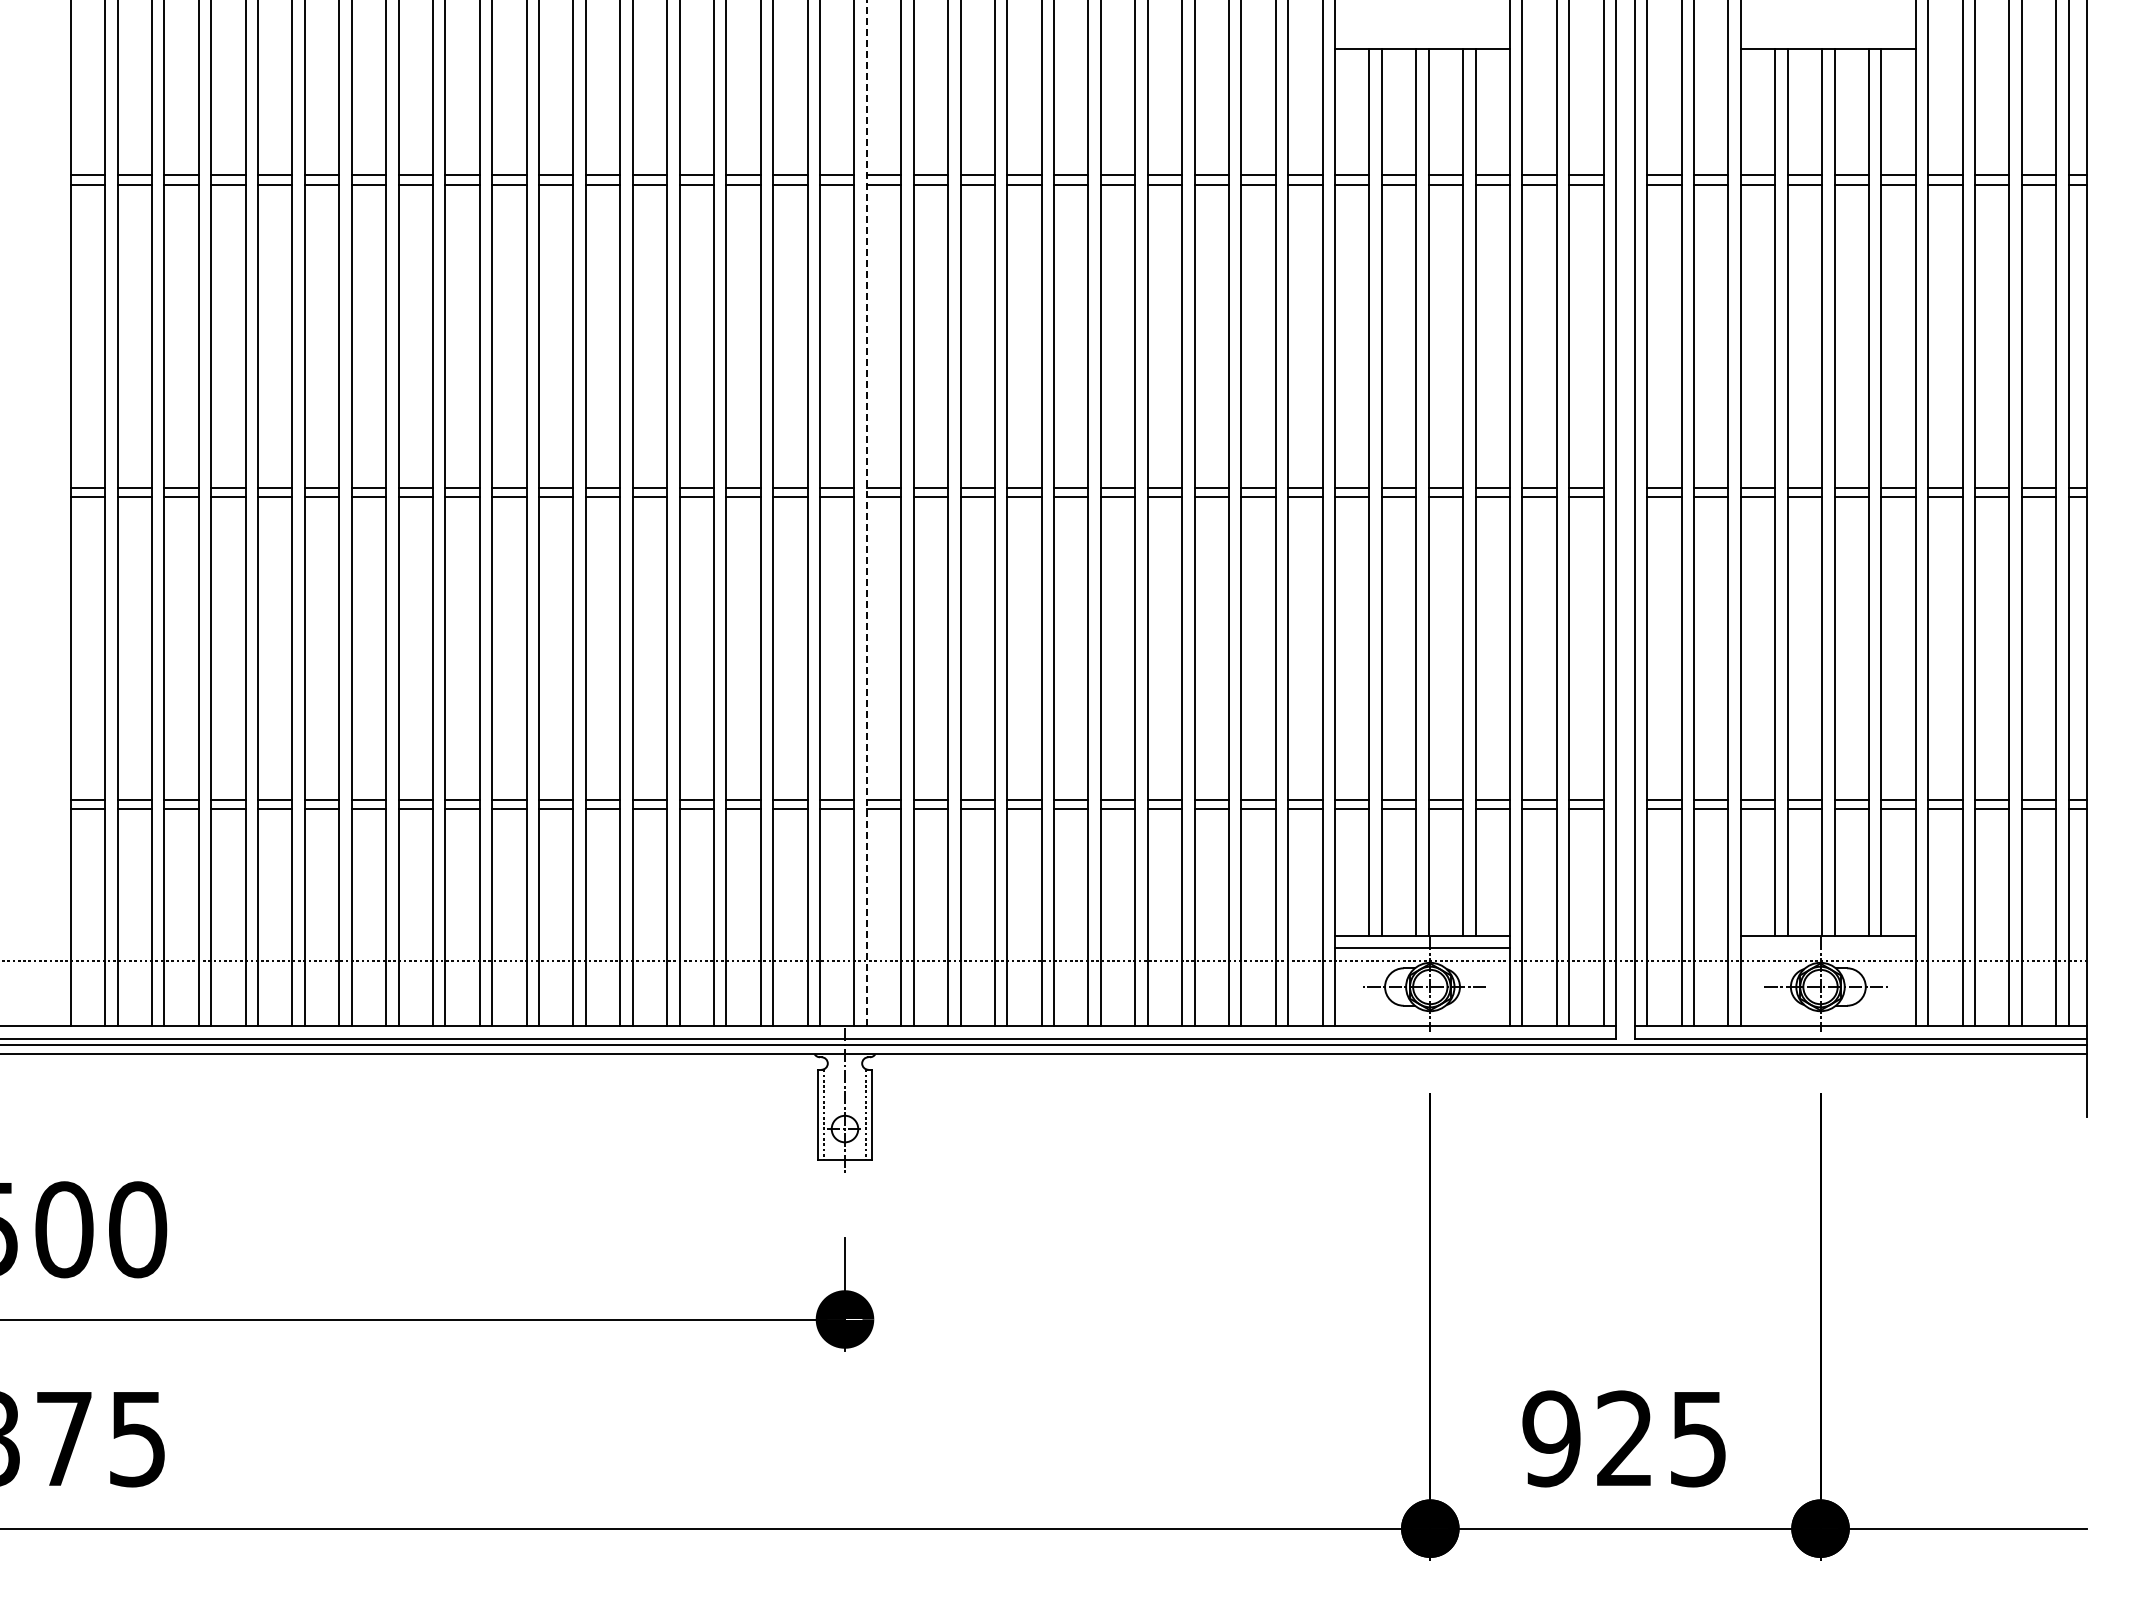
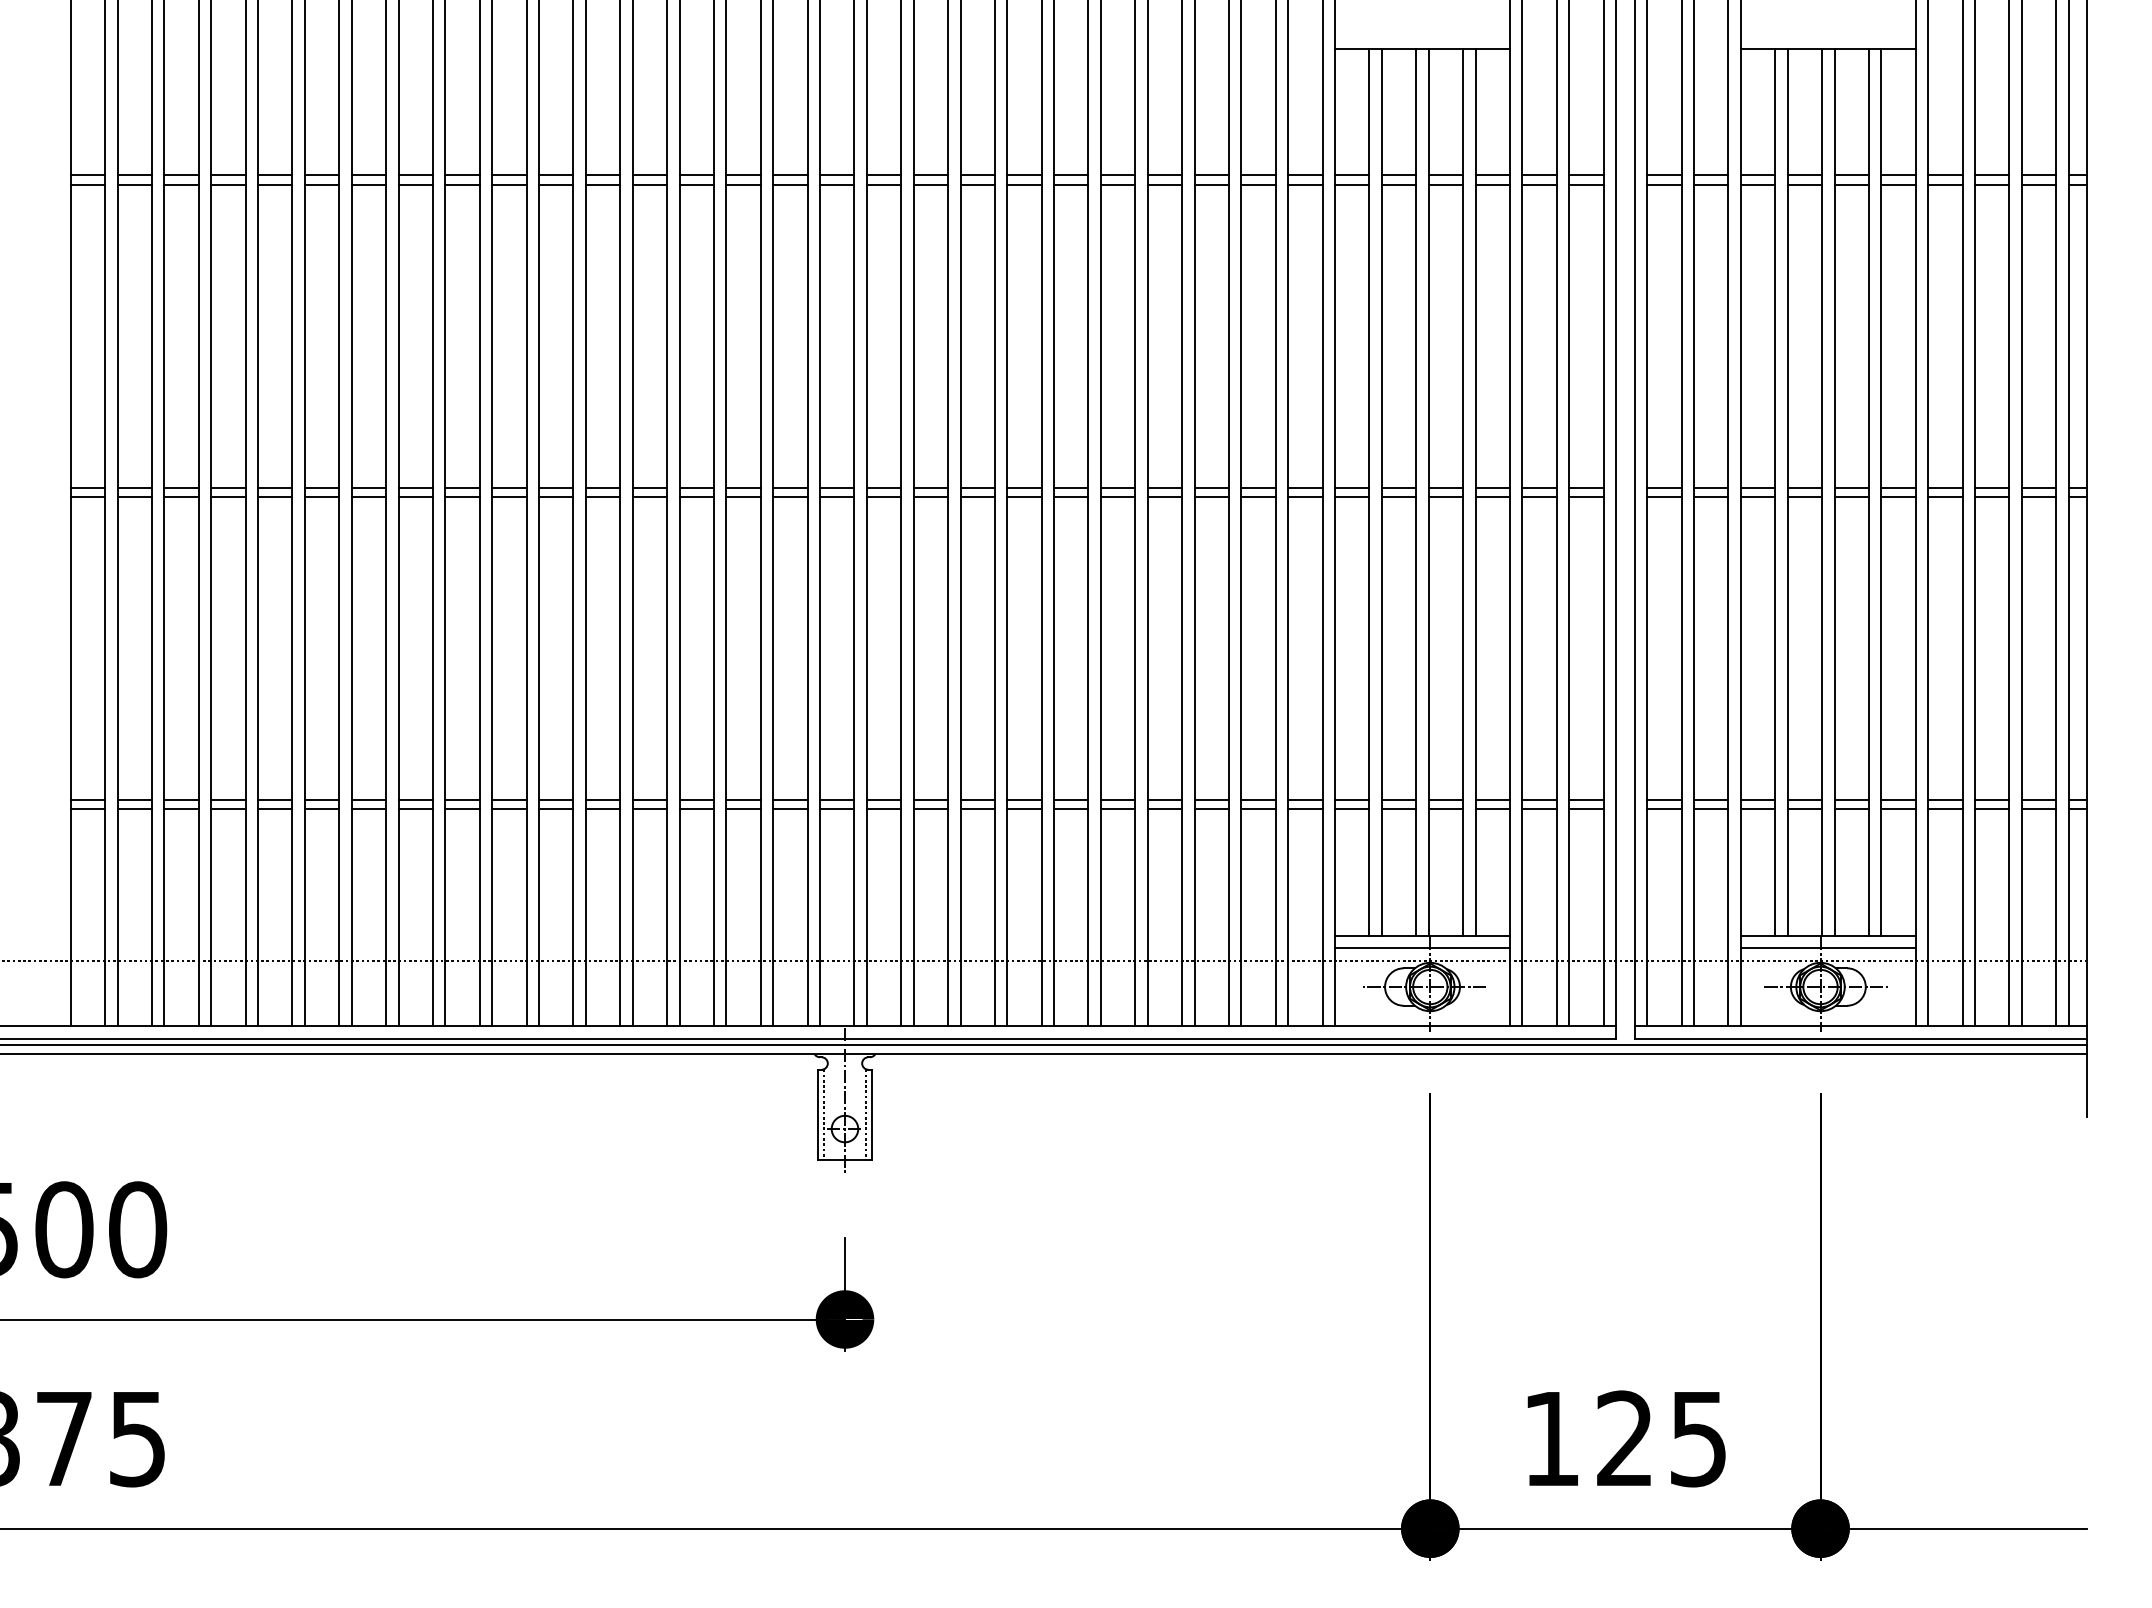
line: dashed -> solid (866, 513)
line: none -> present (1827, 948)
text: 925 -> 125 (1551, 1438)
